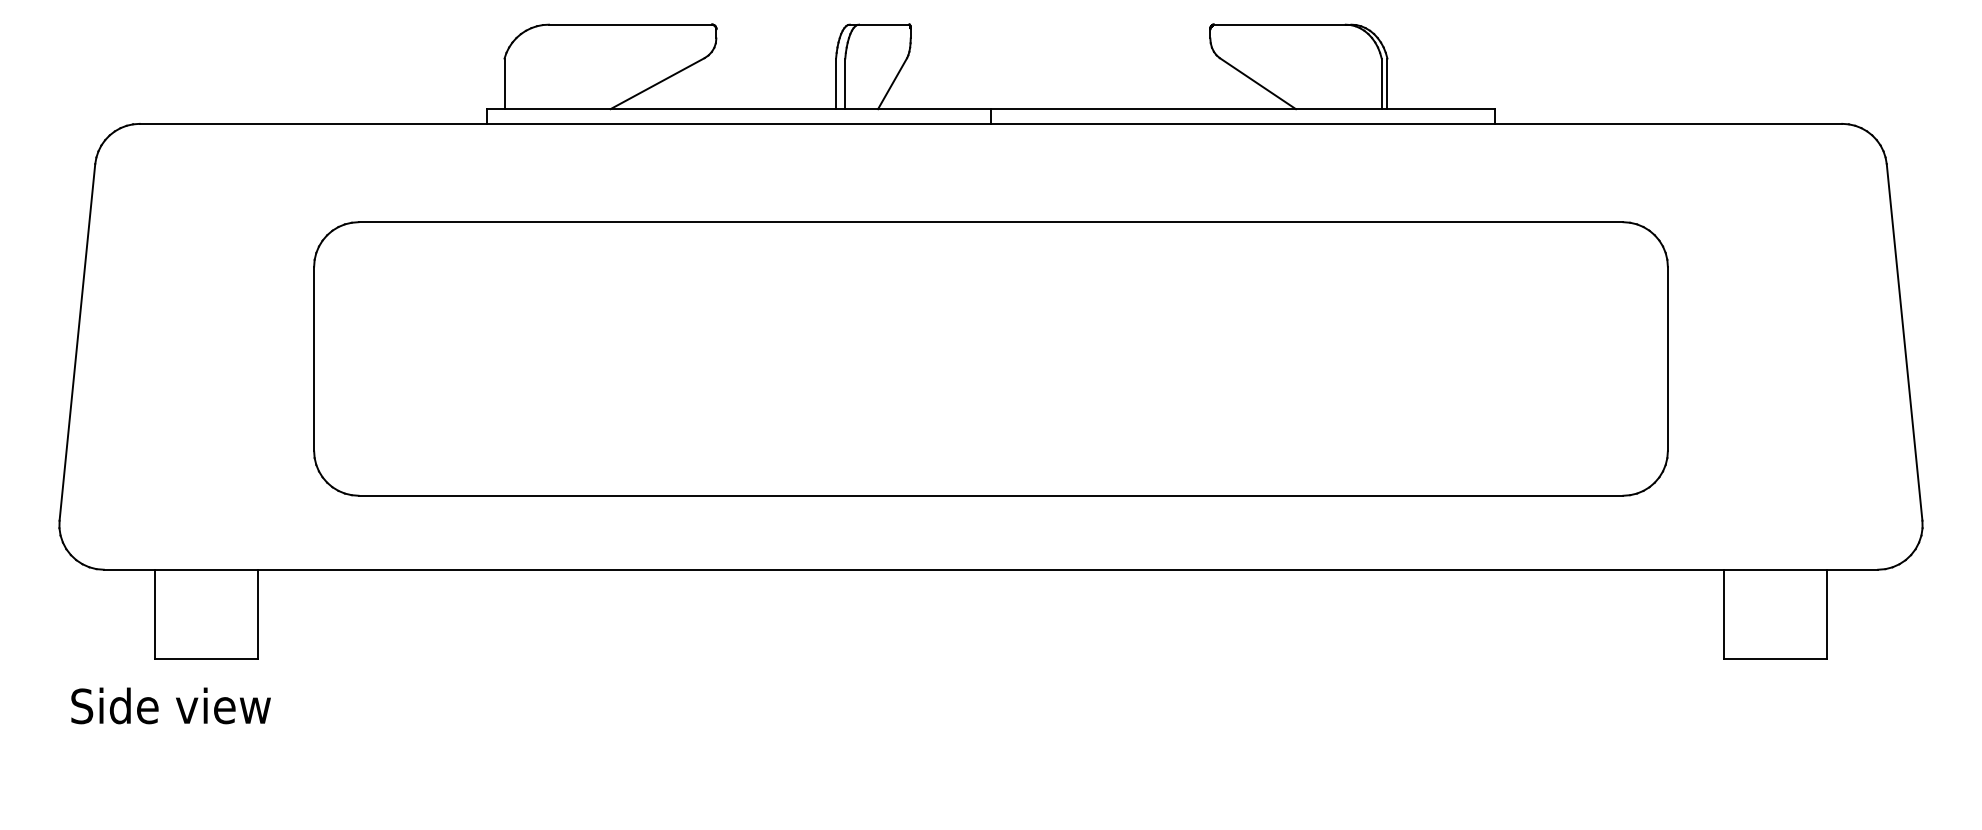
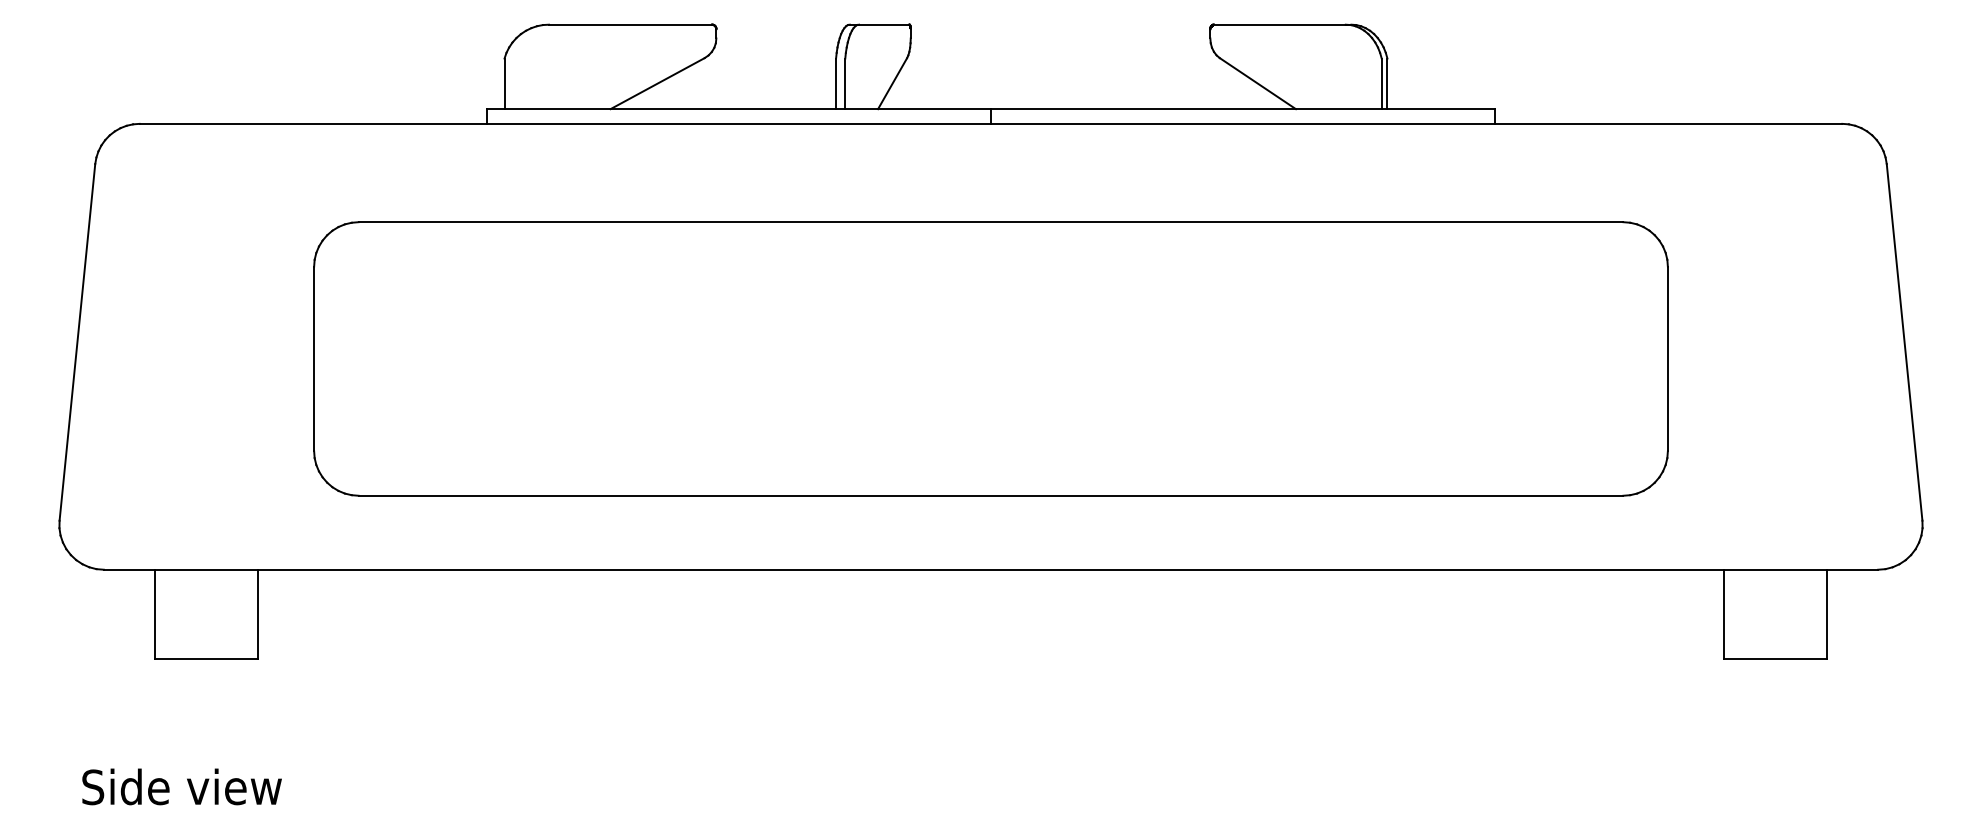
text position: (170, 705) -> (181, 786) (181, 786)
